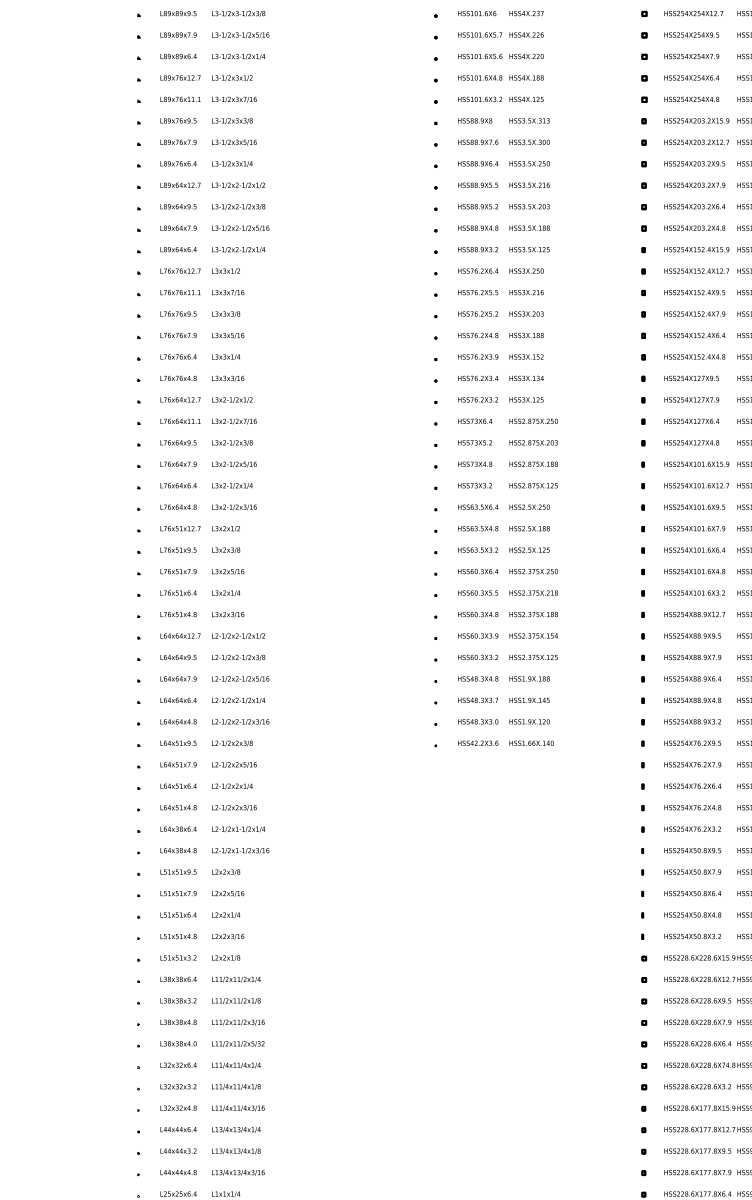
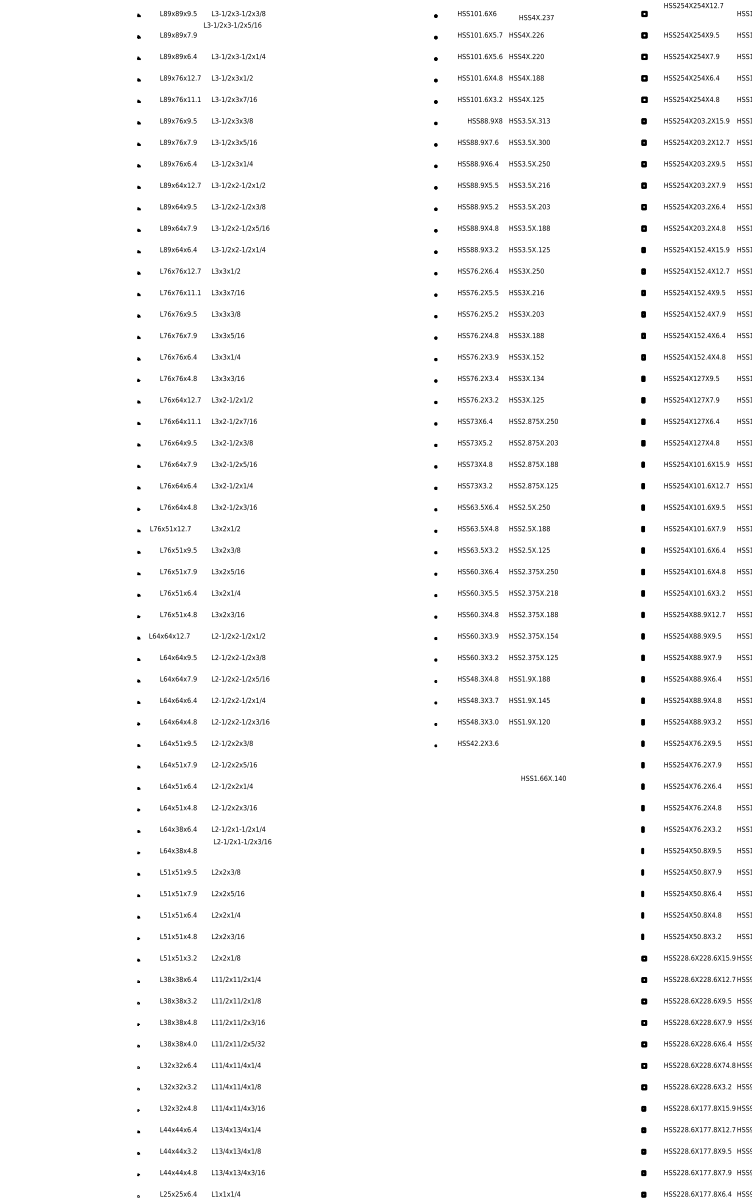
text position: (526, 13) -> (536, 17) (536, 17)
text position: (693, 13) -> (693, 5) (693, 5)
text position: (240, 35) -> (232, 25) (232, 25)
text position: (475, 120) -> (485, 120) (485, 120)
text position: (180, 528) -> (170, 528) (170, 528)
text position: (180, 635) -> (169, 635) (169, 635)
text position: (531, 742) -> (543, 777) (543, 777)
text position: (240, 850) -> (242, 841) (242, 841)
